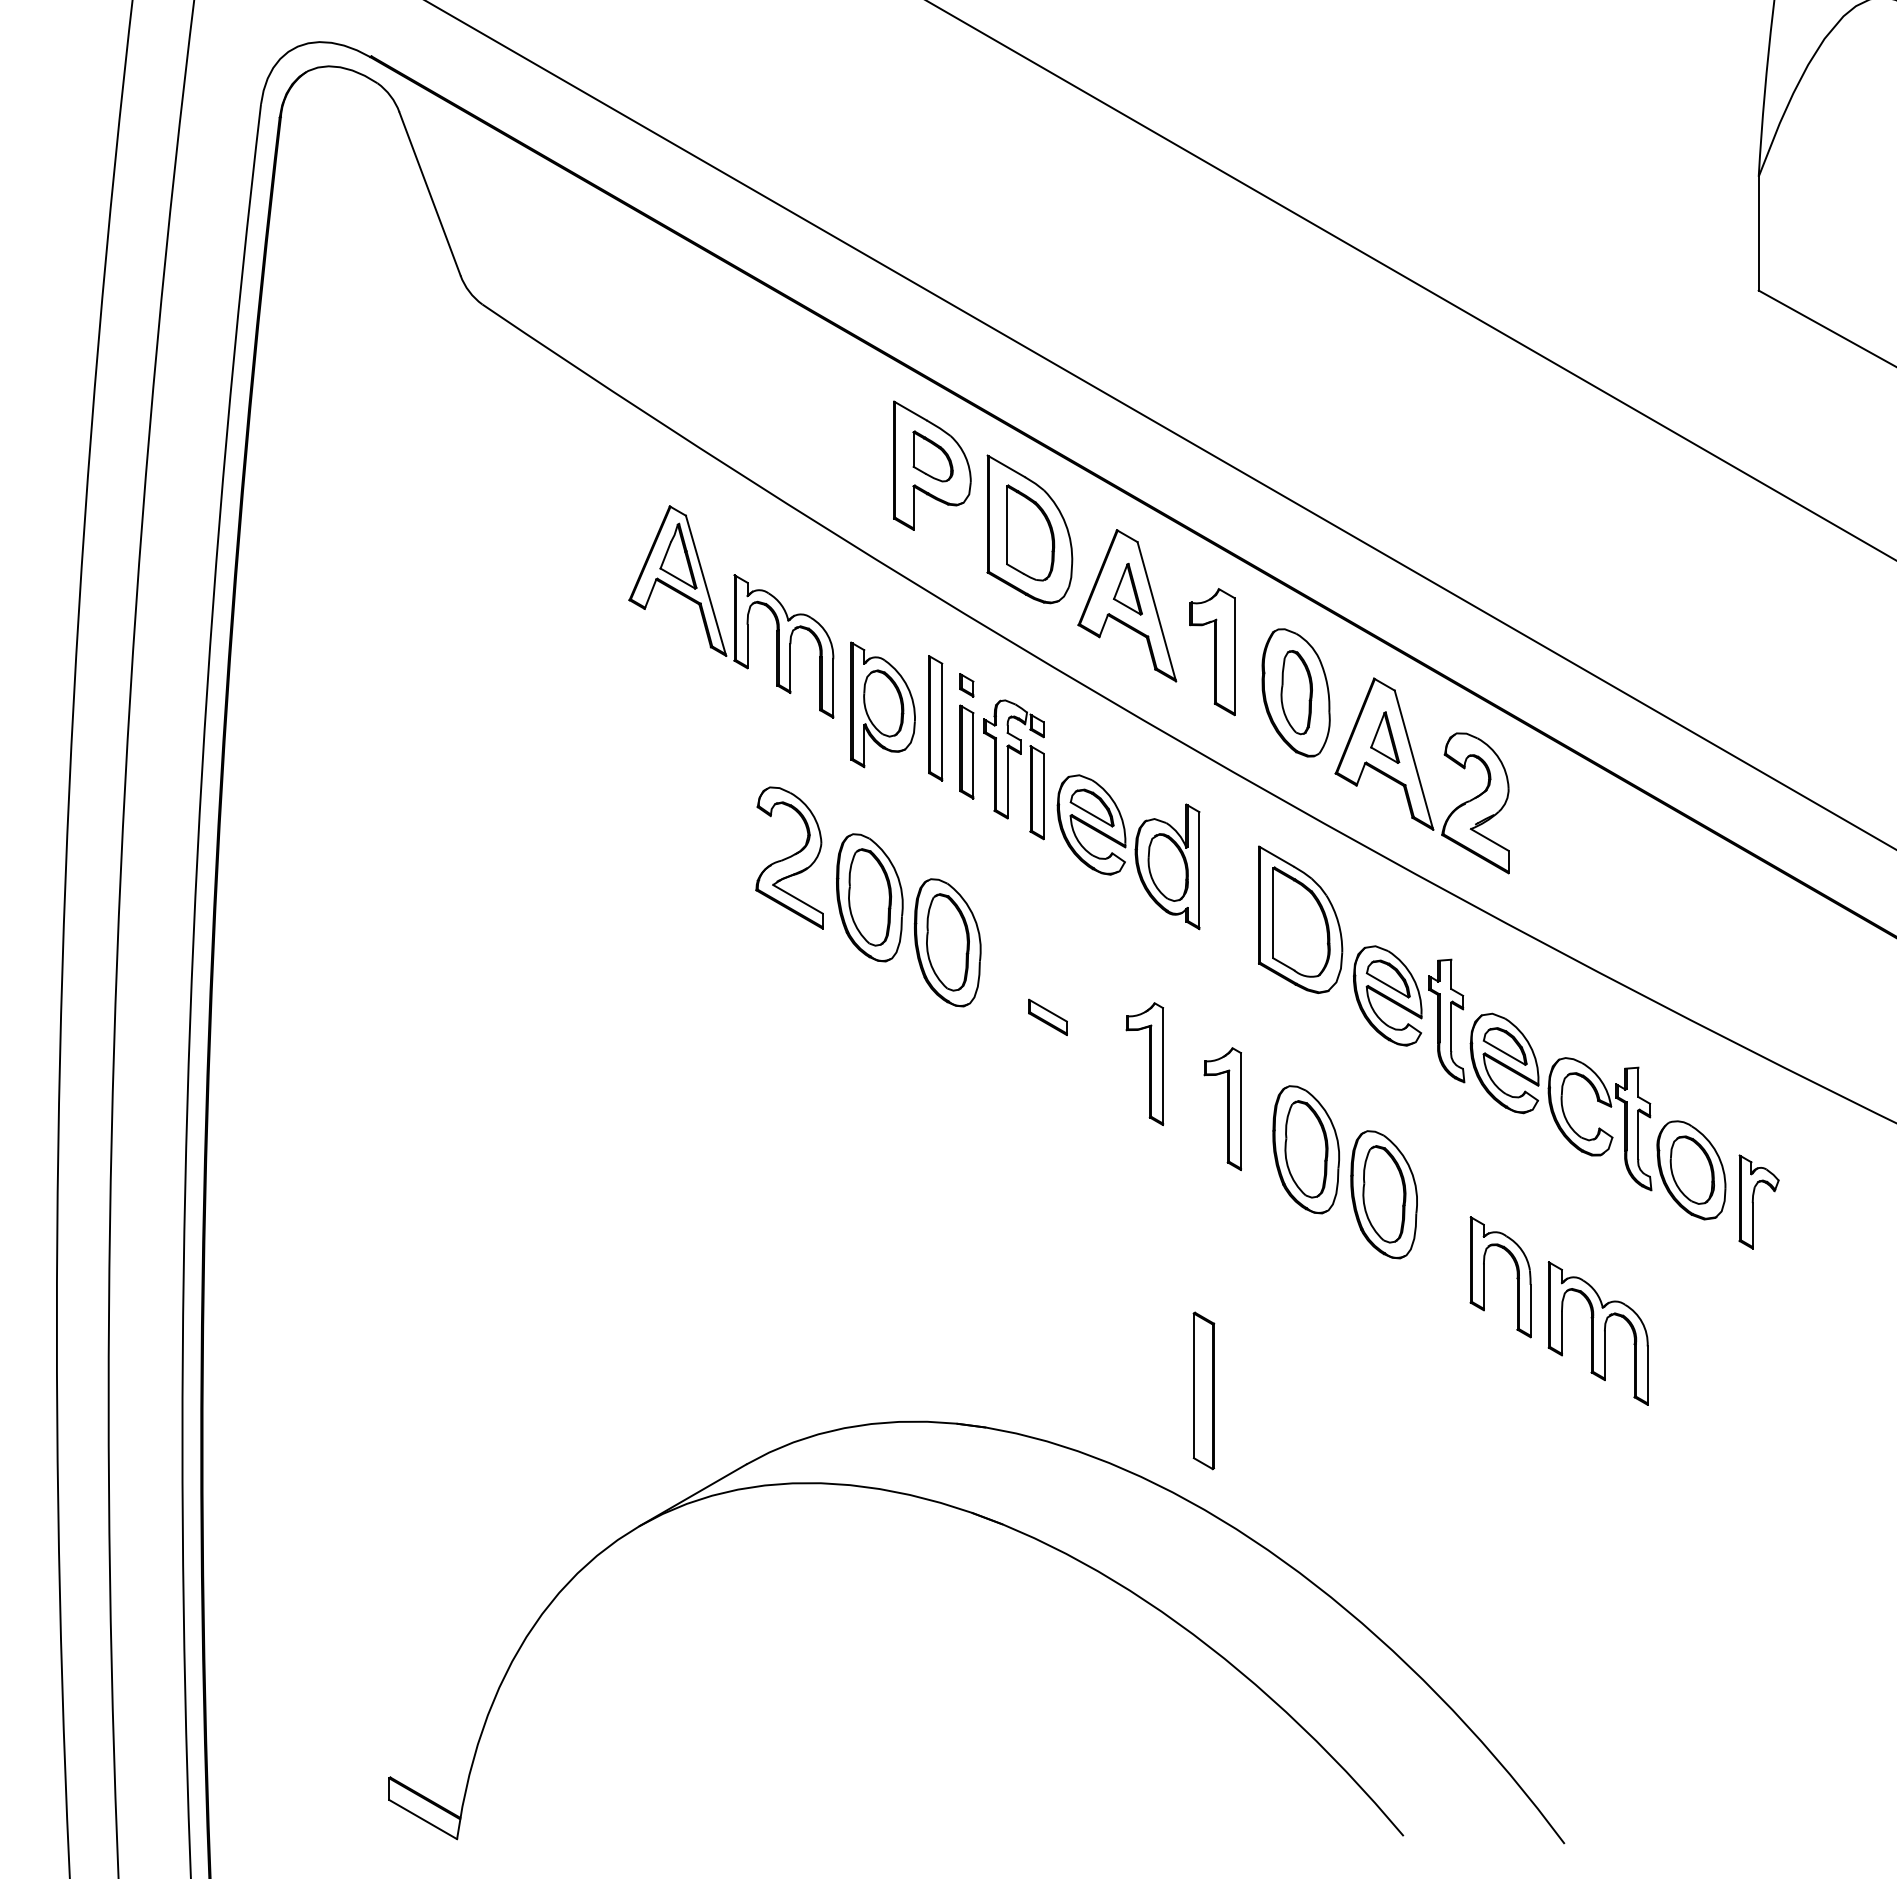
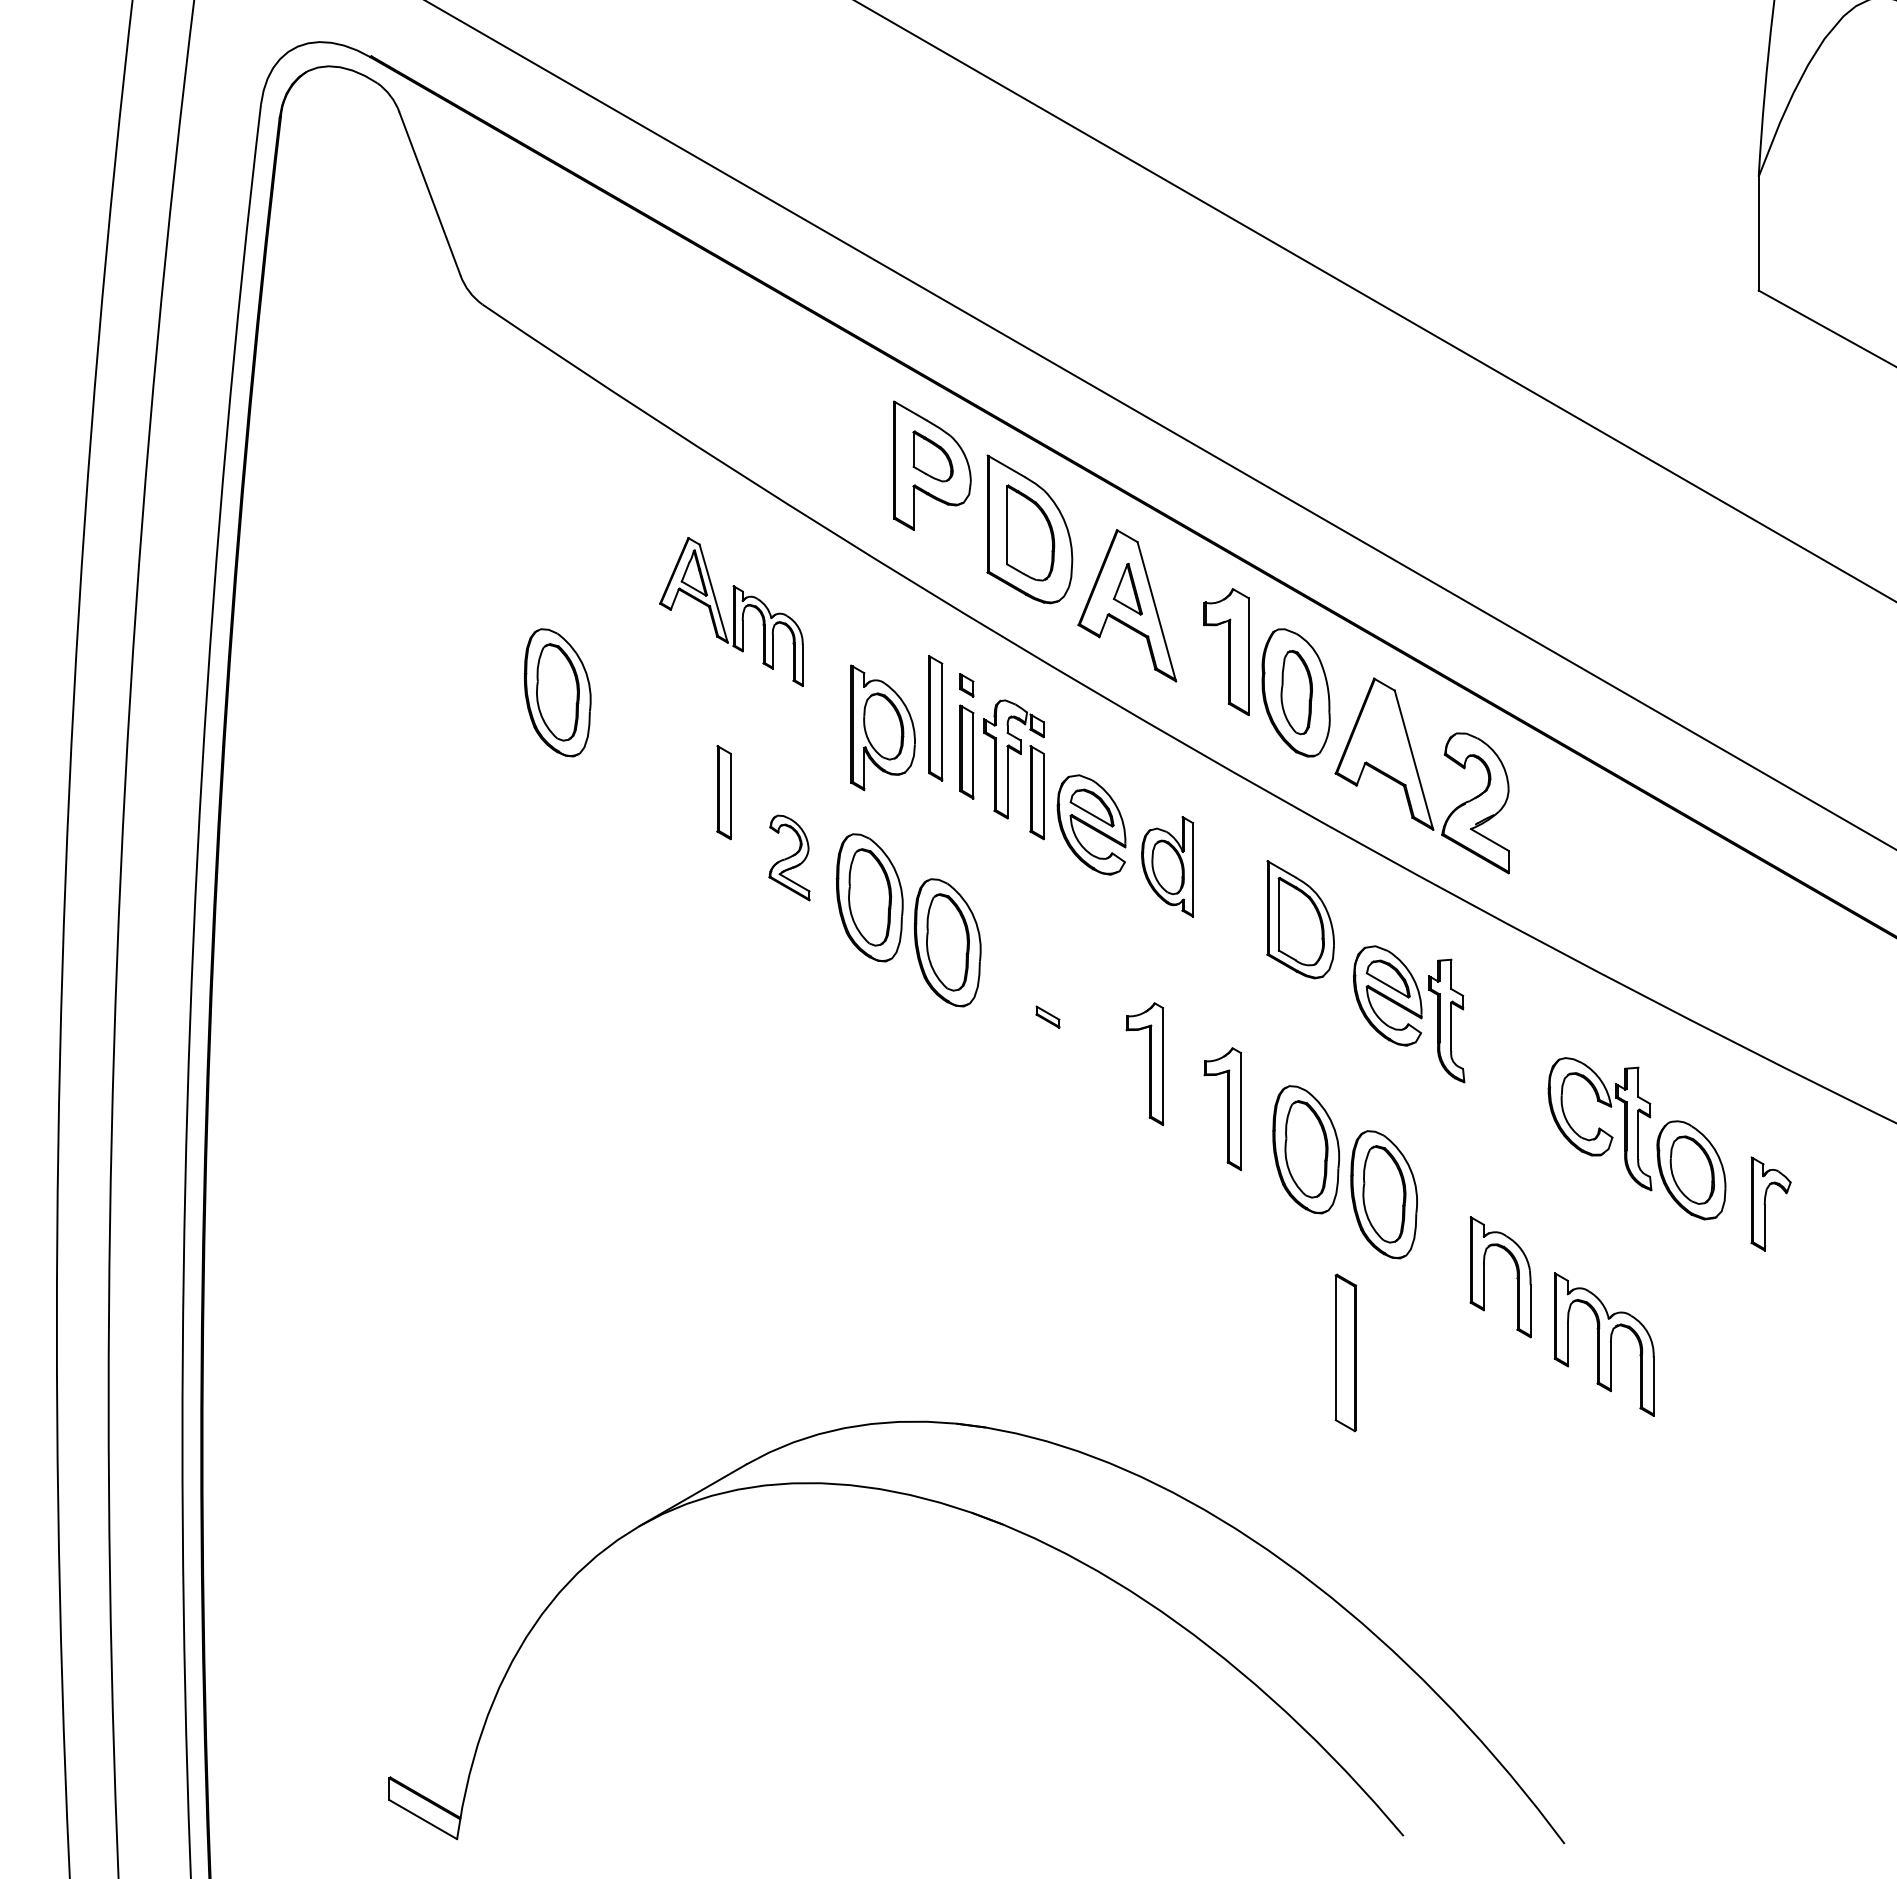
line position: (1410, 280) -> (1375, 301) (1375, 301)
part size: 207x214 px -> 145x150 px (731, 611)
part position: (1212, 652) -> (1226, 652) (1226, 652)
part: none -> present (557, 692)
part position: (882, 704) -> (882, 727) (882, 727)
part: present -> none (1385, 737)
part: none -> present (723, 792)
part size: 69x144 px -> 43x88 px (789, 857)
part size: 67x128 px -> 54x102 px (1167, 866)
part size: 86x149 px -> 69x120 px (1300, 919)
part size: 40x38 px -> 26x24 px (1047, 1016)
part: present -> none (1504, 1063)
part position: (1758, 1201) -> (1770, 1203) (1770, 1203)
part position: (1597, 1333) -> (1603, 1344) (1603, 1344)
part position: (1203, 1390) -> (1345, 1352) (1345, 1352)
